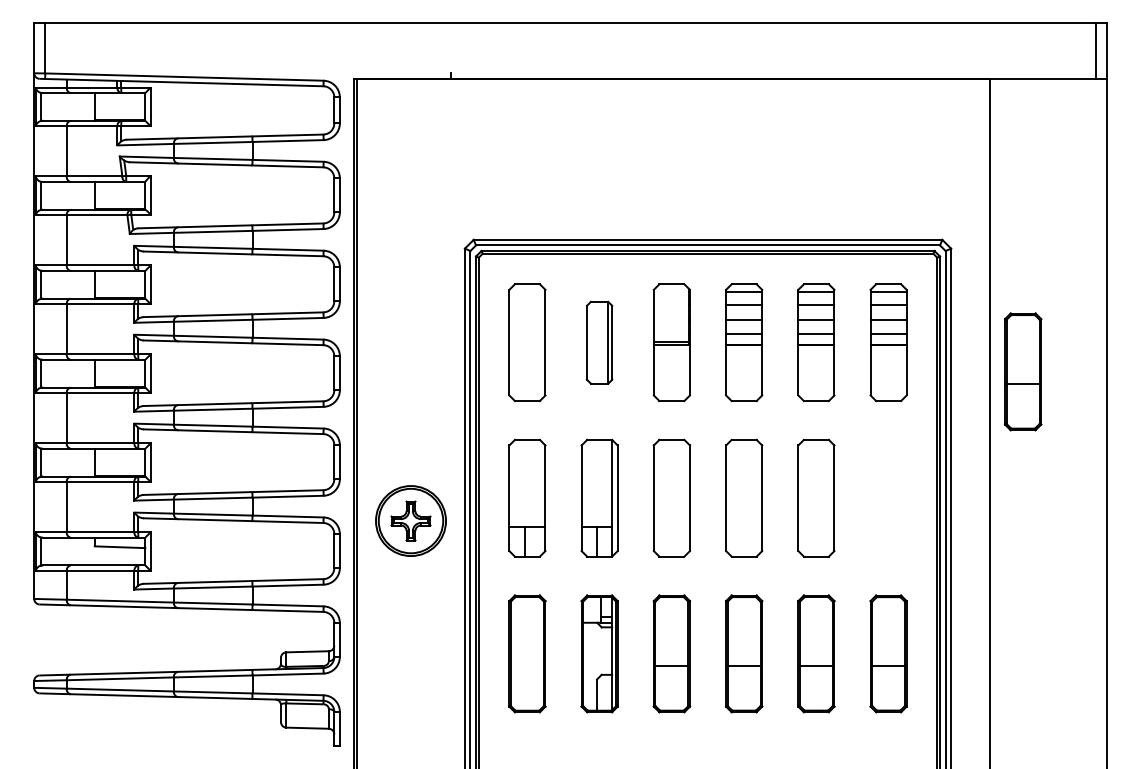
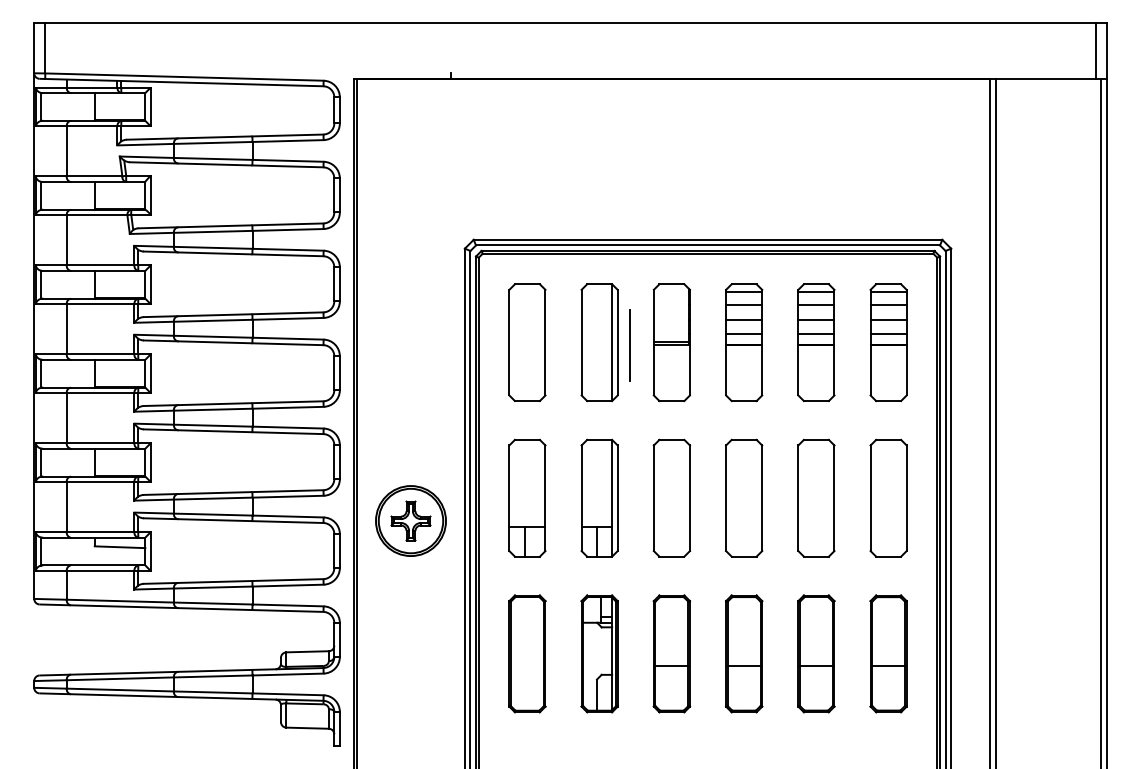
part size: 29x85 px -> 39x120 px (599, 342)
line: none -> present (629, 345)
part: present -> none (1023, 371)
line: none -> present (995, 421)
line: none -> present (1101, 421)
part: none -> present (888, 497)
